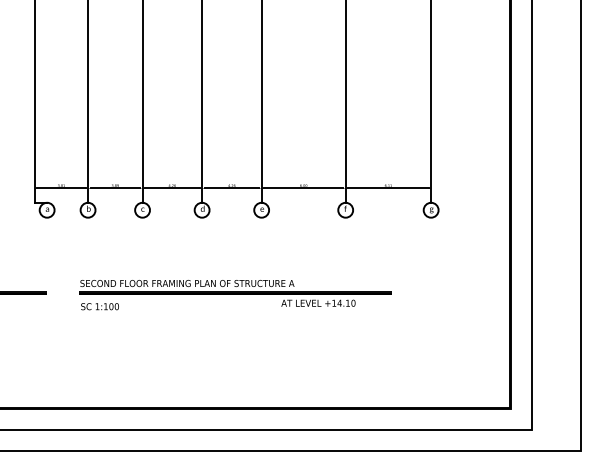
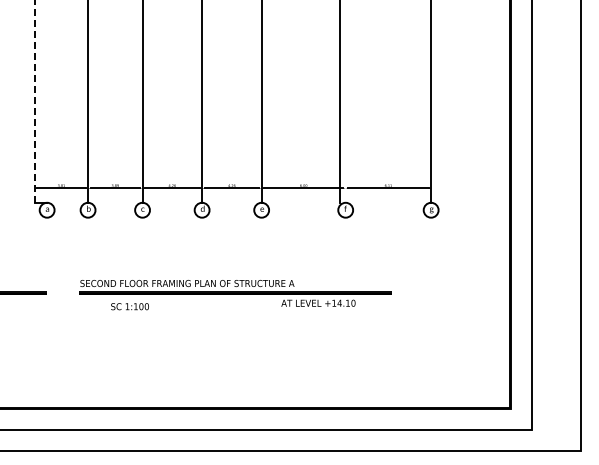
line: solid -> dashed (34, 101)
line position: (345, 102) -> (339, 102) (339, 102)
text position: (99, 306) -> (129, 306) (129, 306)
